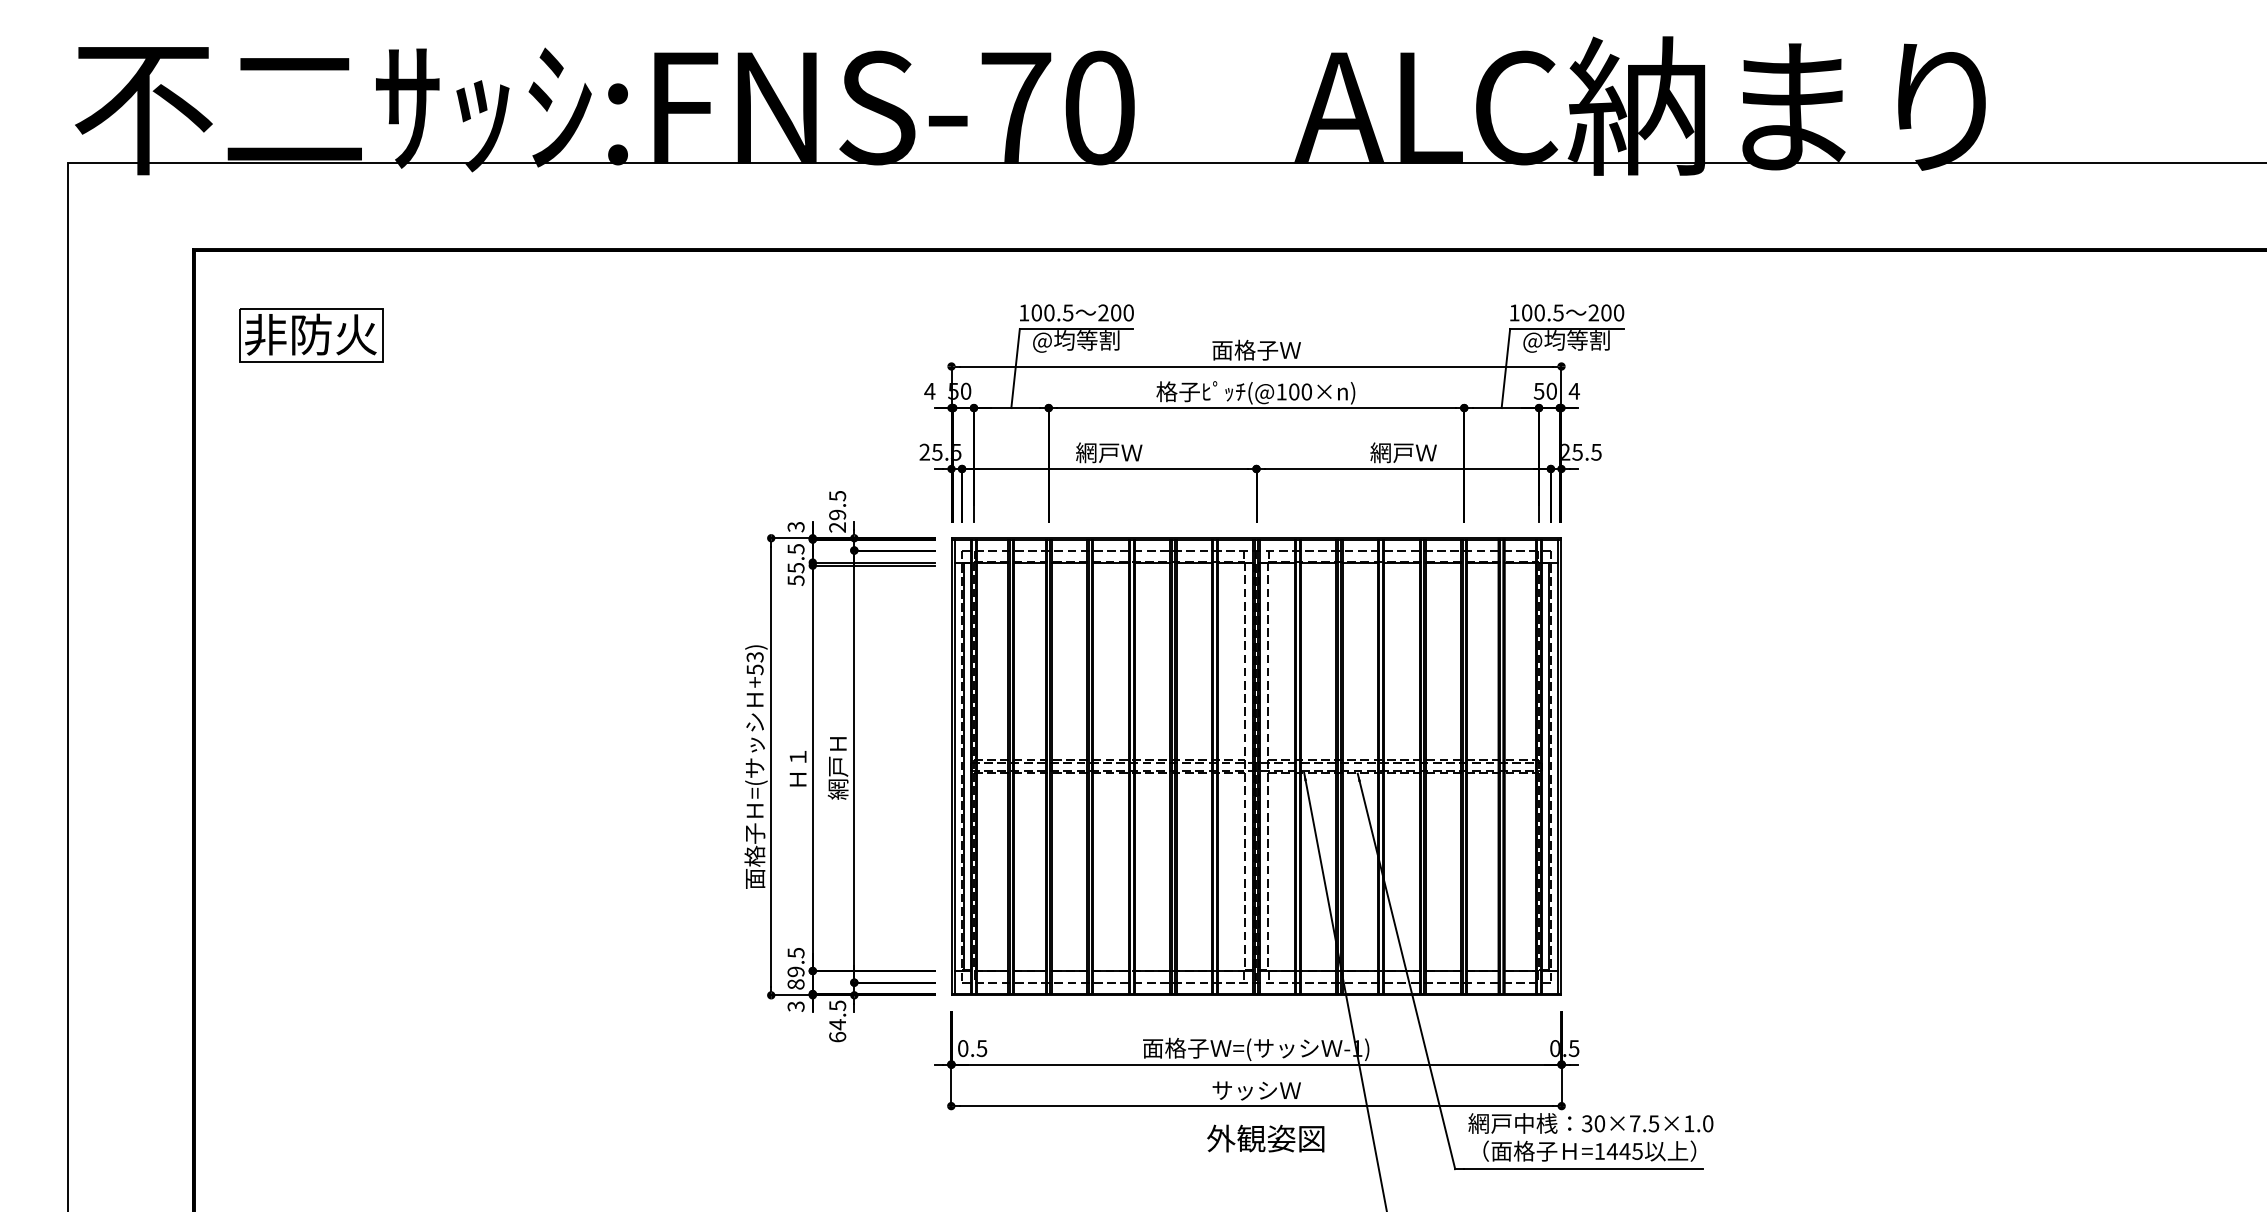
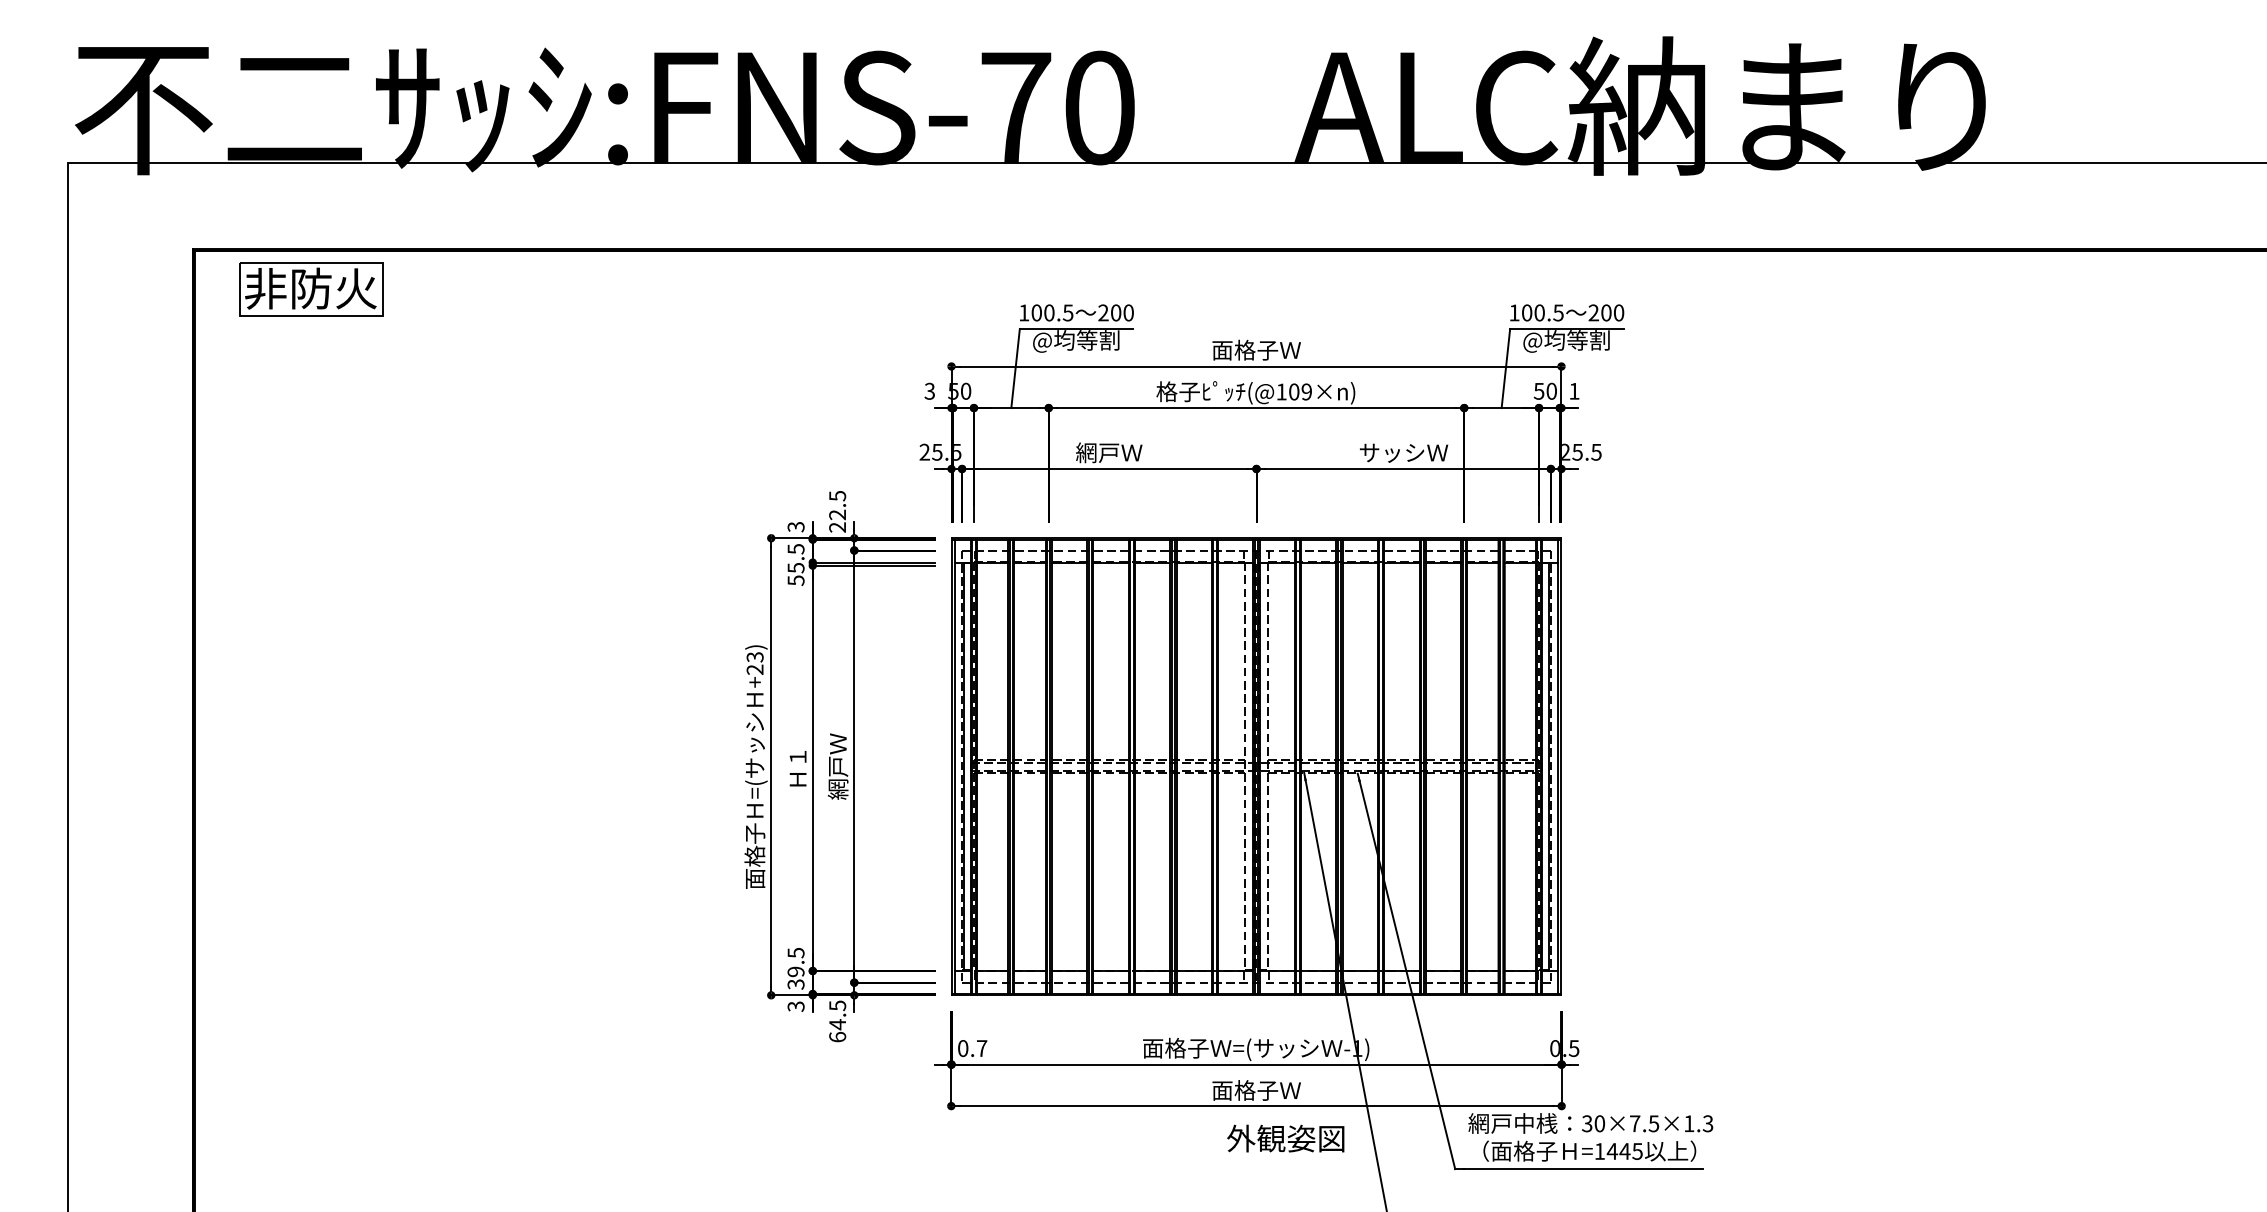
part position: (311, 335) -> (311, 289) (311, 289)
text: 4 -> 3 (929, 390)
text: (@100×n) -> (@109×n) (1306, 391)
text: 4 -> 1 (1574, 391)
text: 網戸Ｗ -> サッシＷ (1403, 452)
text: 29.5 -> 22.5 (837, 514)
text: +53) -> +23) (754, 669)
text: 網戸Ｈ -> 網戸Ｗ (838, 743)
text: 89.5 -> 39.5 (795, 984)
text: 0.5 -> 0.7 (981, 1048)
text: サッシＷ -> 面格子Ｗ (1245, 1090)
text: 30×7.5×1.0^J -> 30×7.5×1.3^J (1707, 1123)
text position: (1265, 1138) -> (1285, 1138) (1285, 1138)
